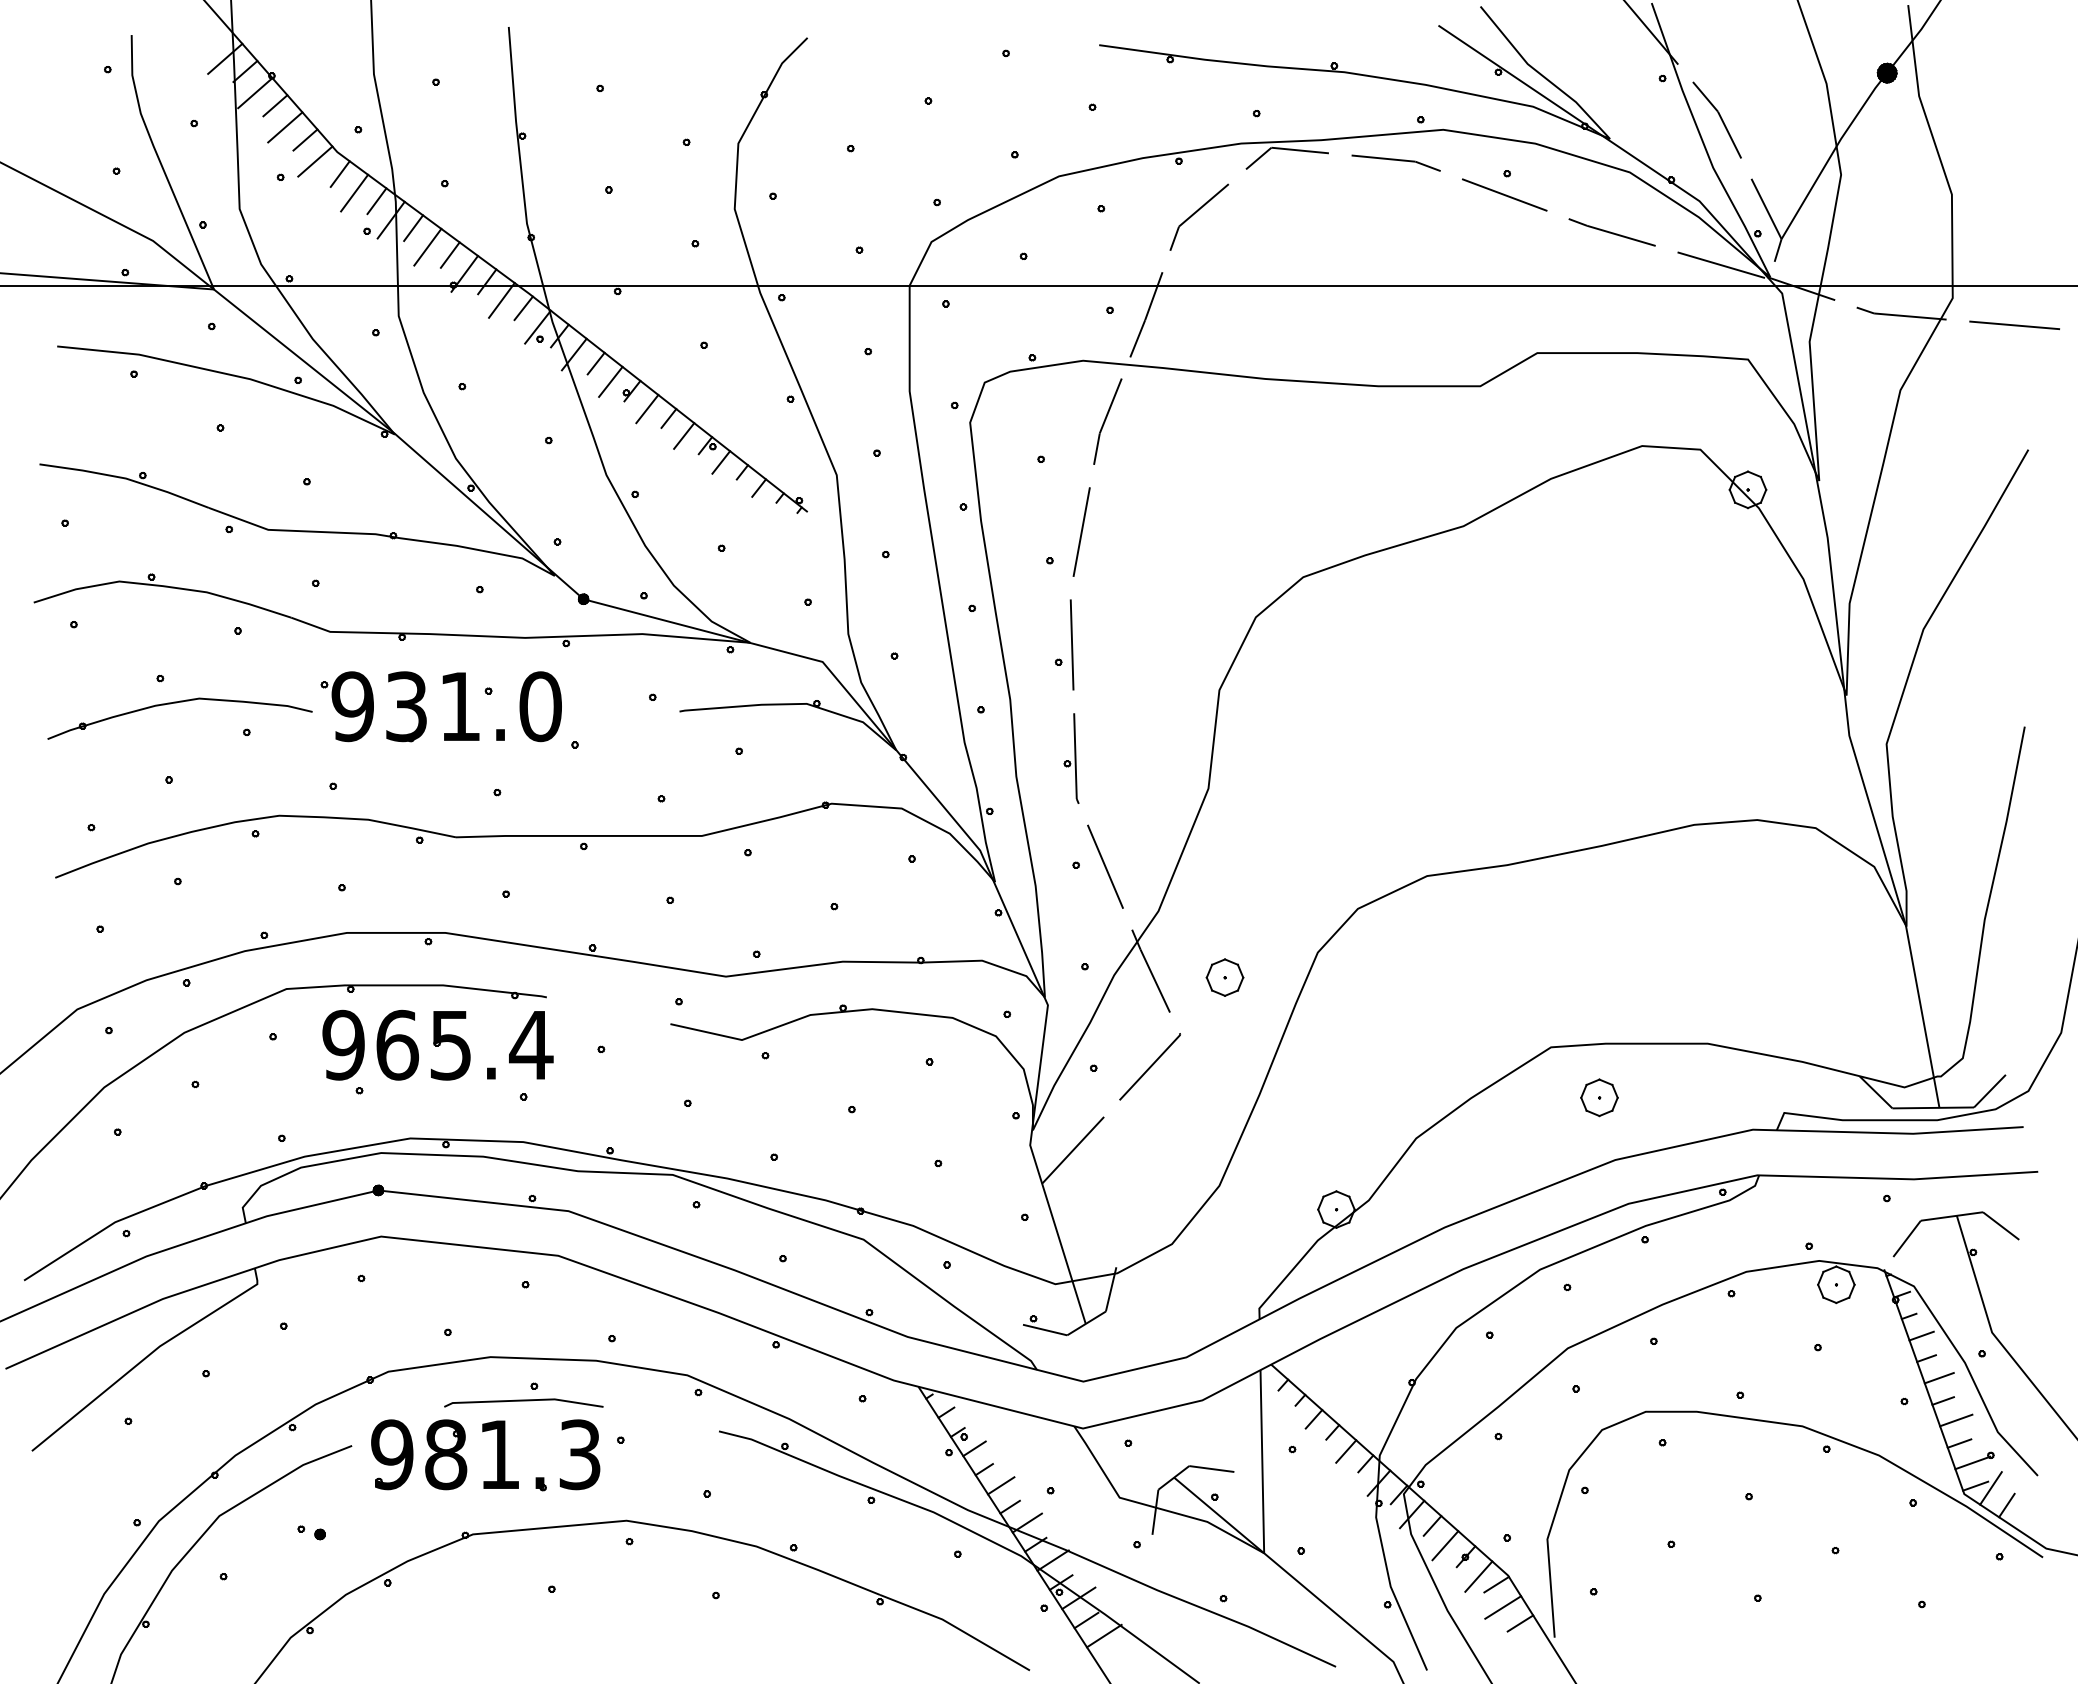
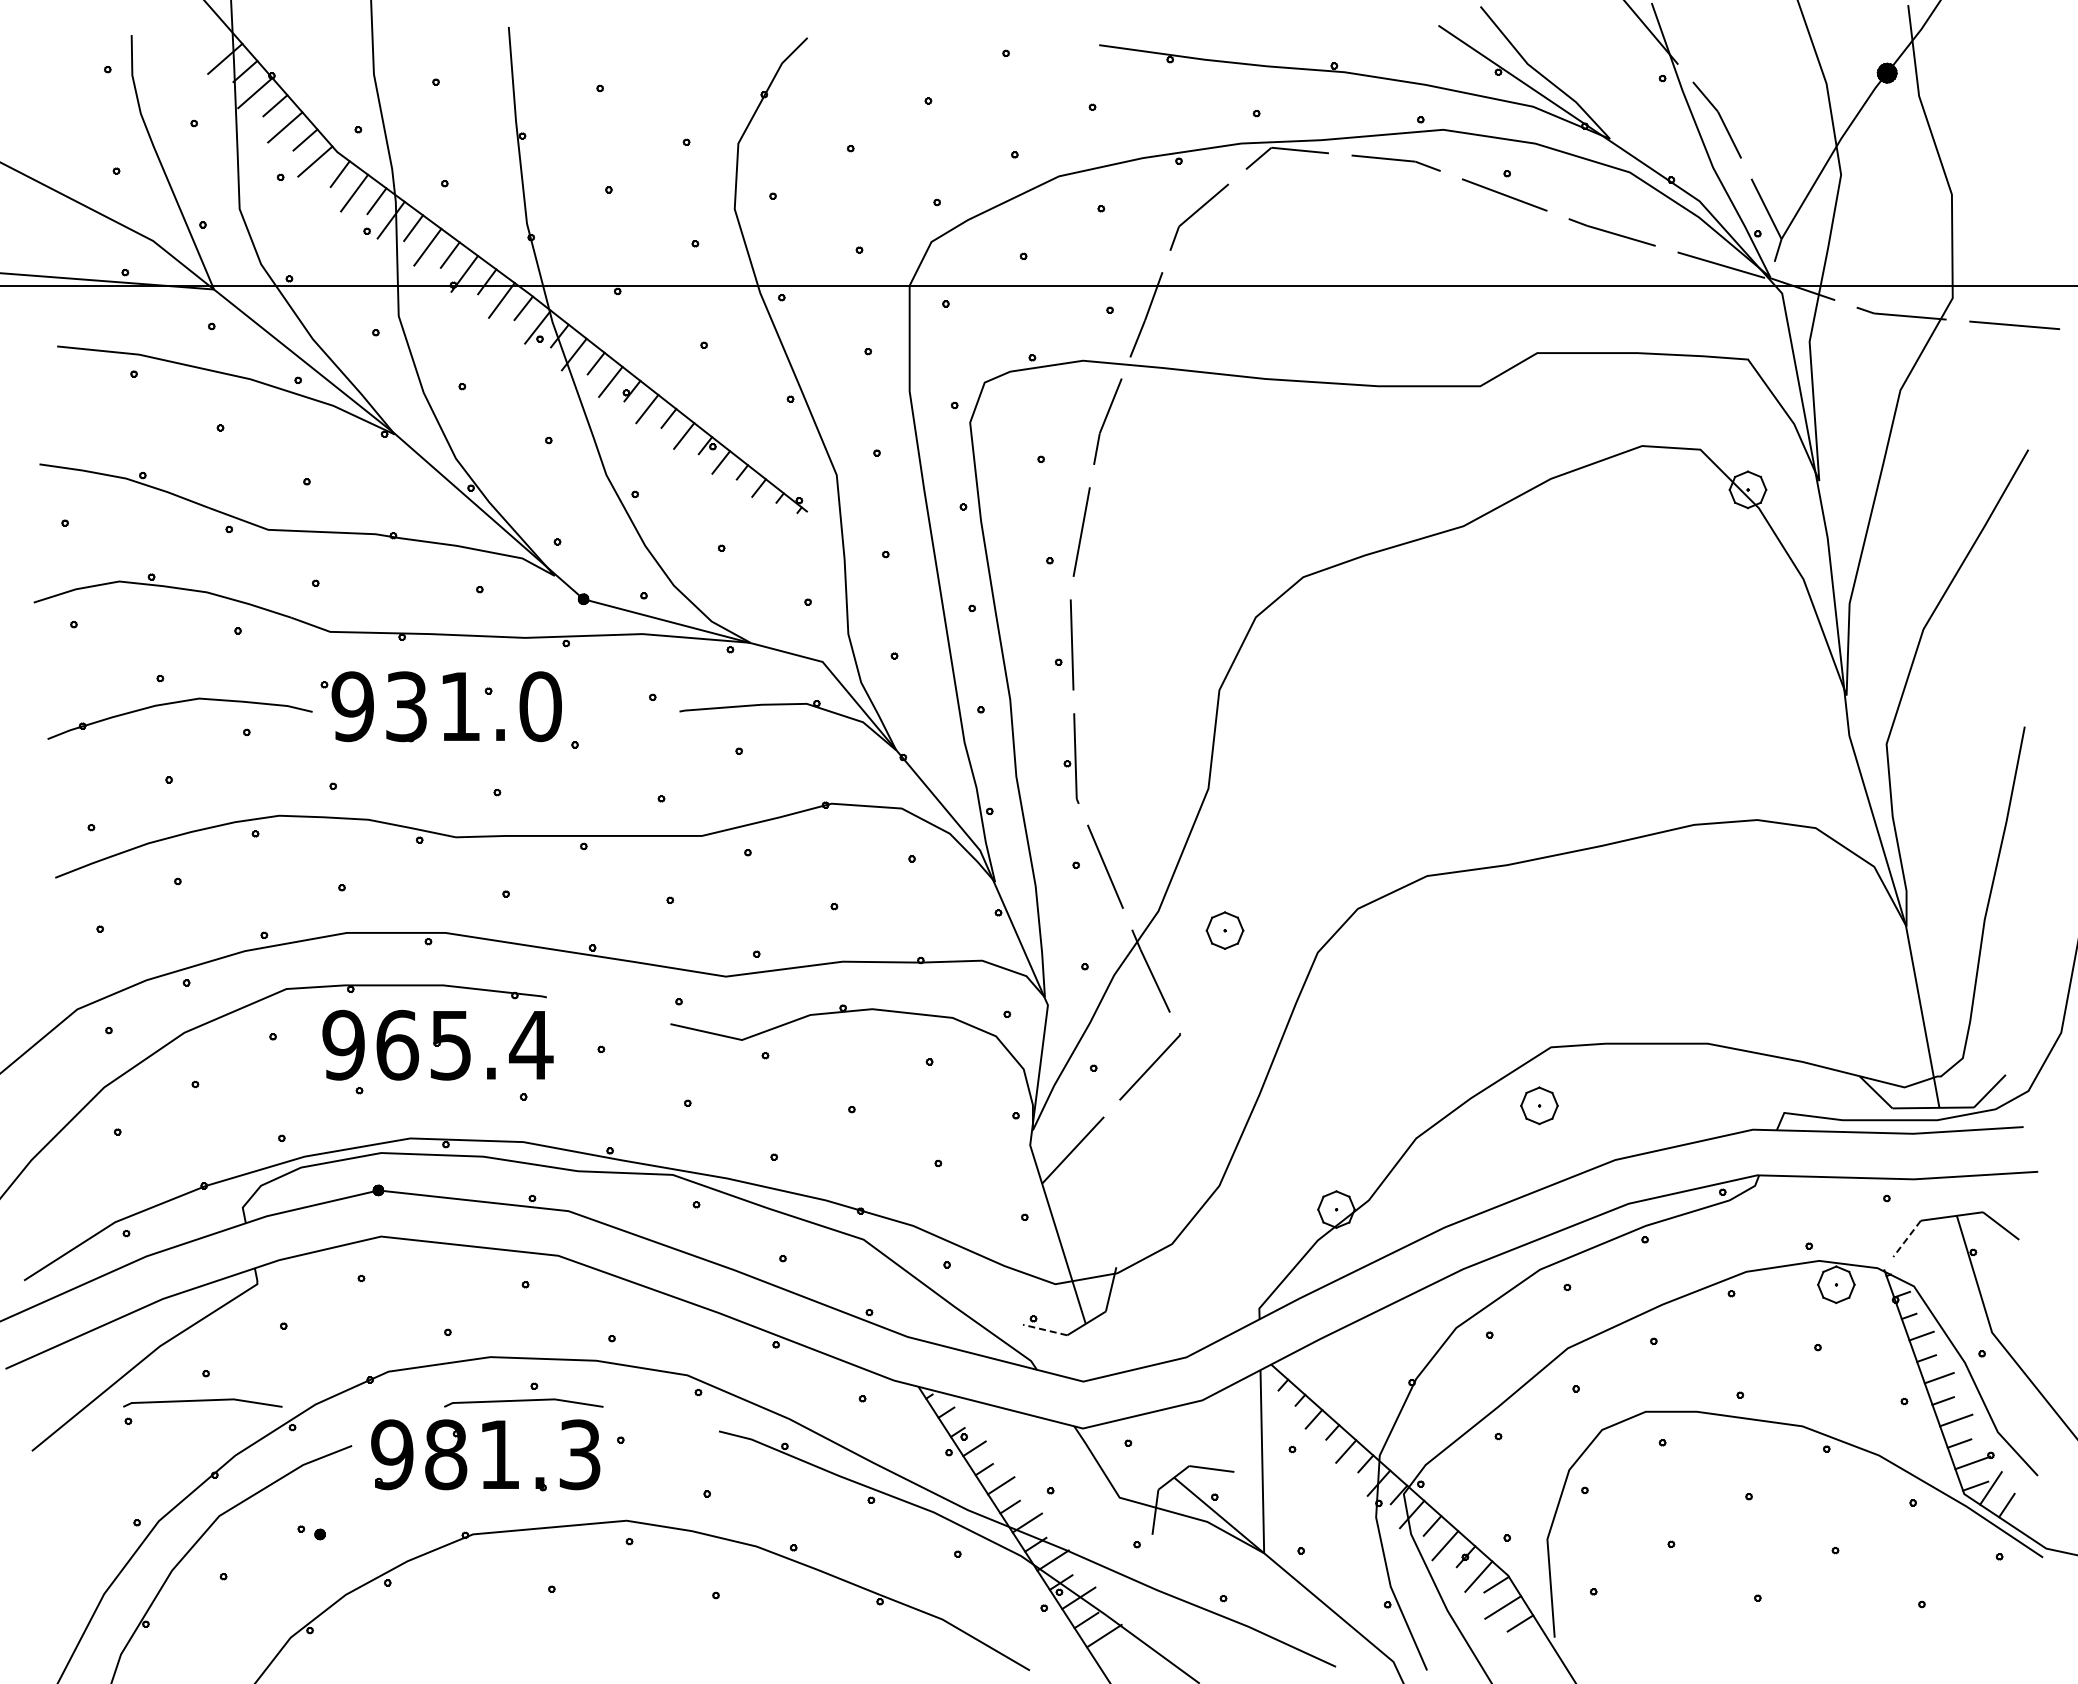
part position: (1224, 977) -> (1224, 930) (1224, 930)
part position: (1599, 1097) -> (1539, 1105) (1539, 1105)
line: solid -> dashed (1907, 1238)
line: solid -> dashed (1045, 1330)
line: none -> present (202, 1401)
